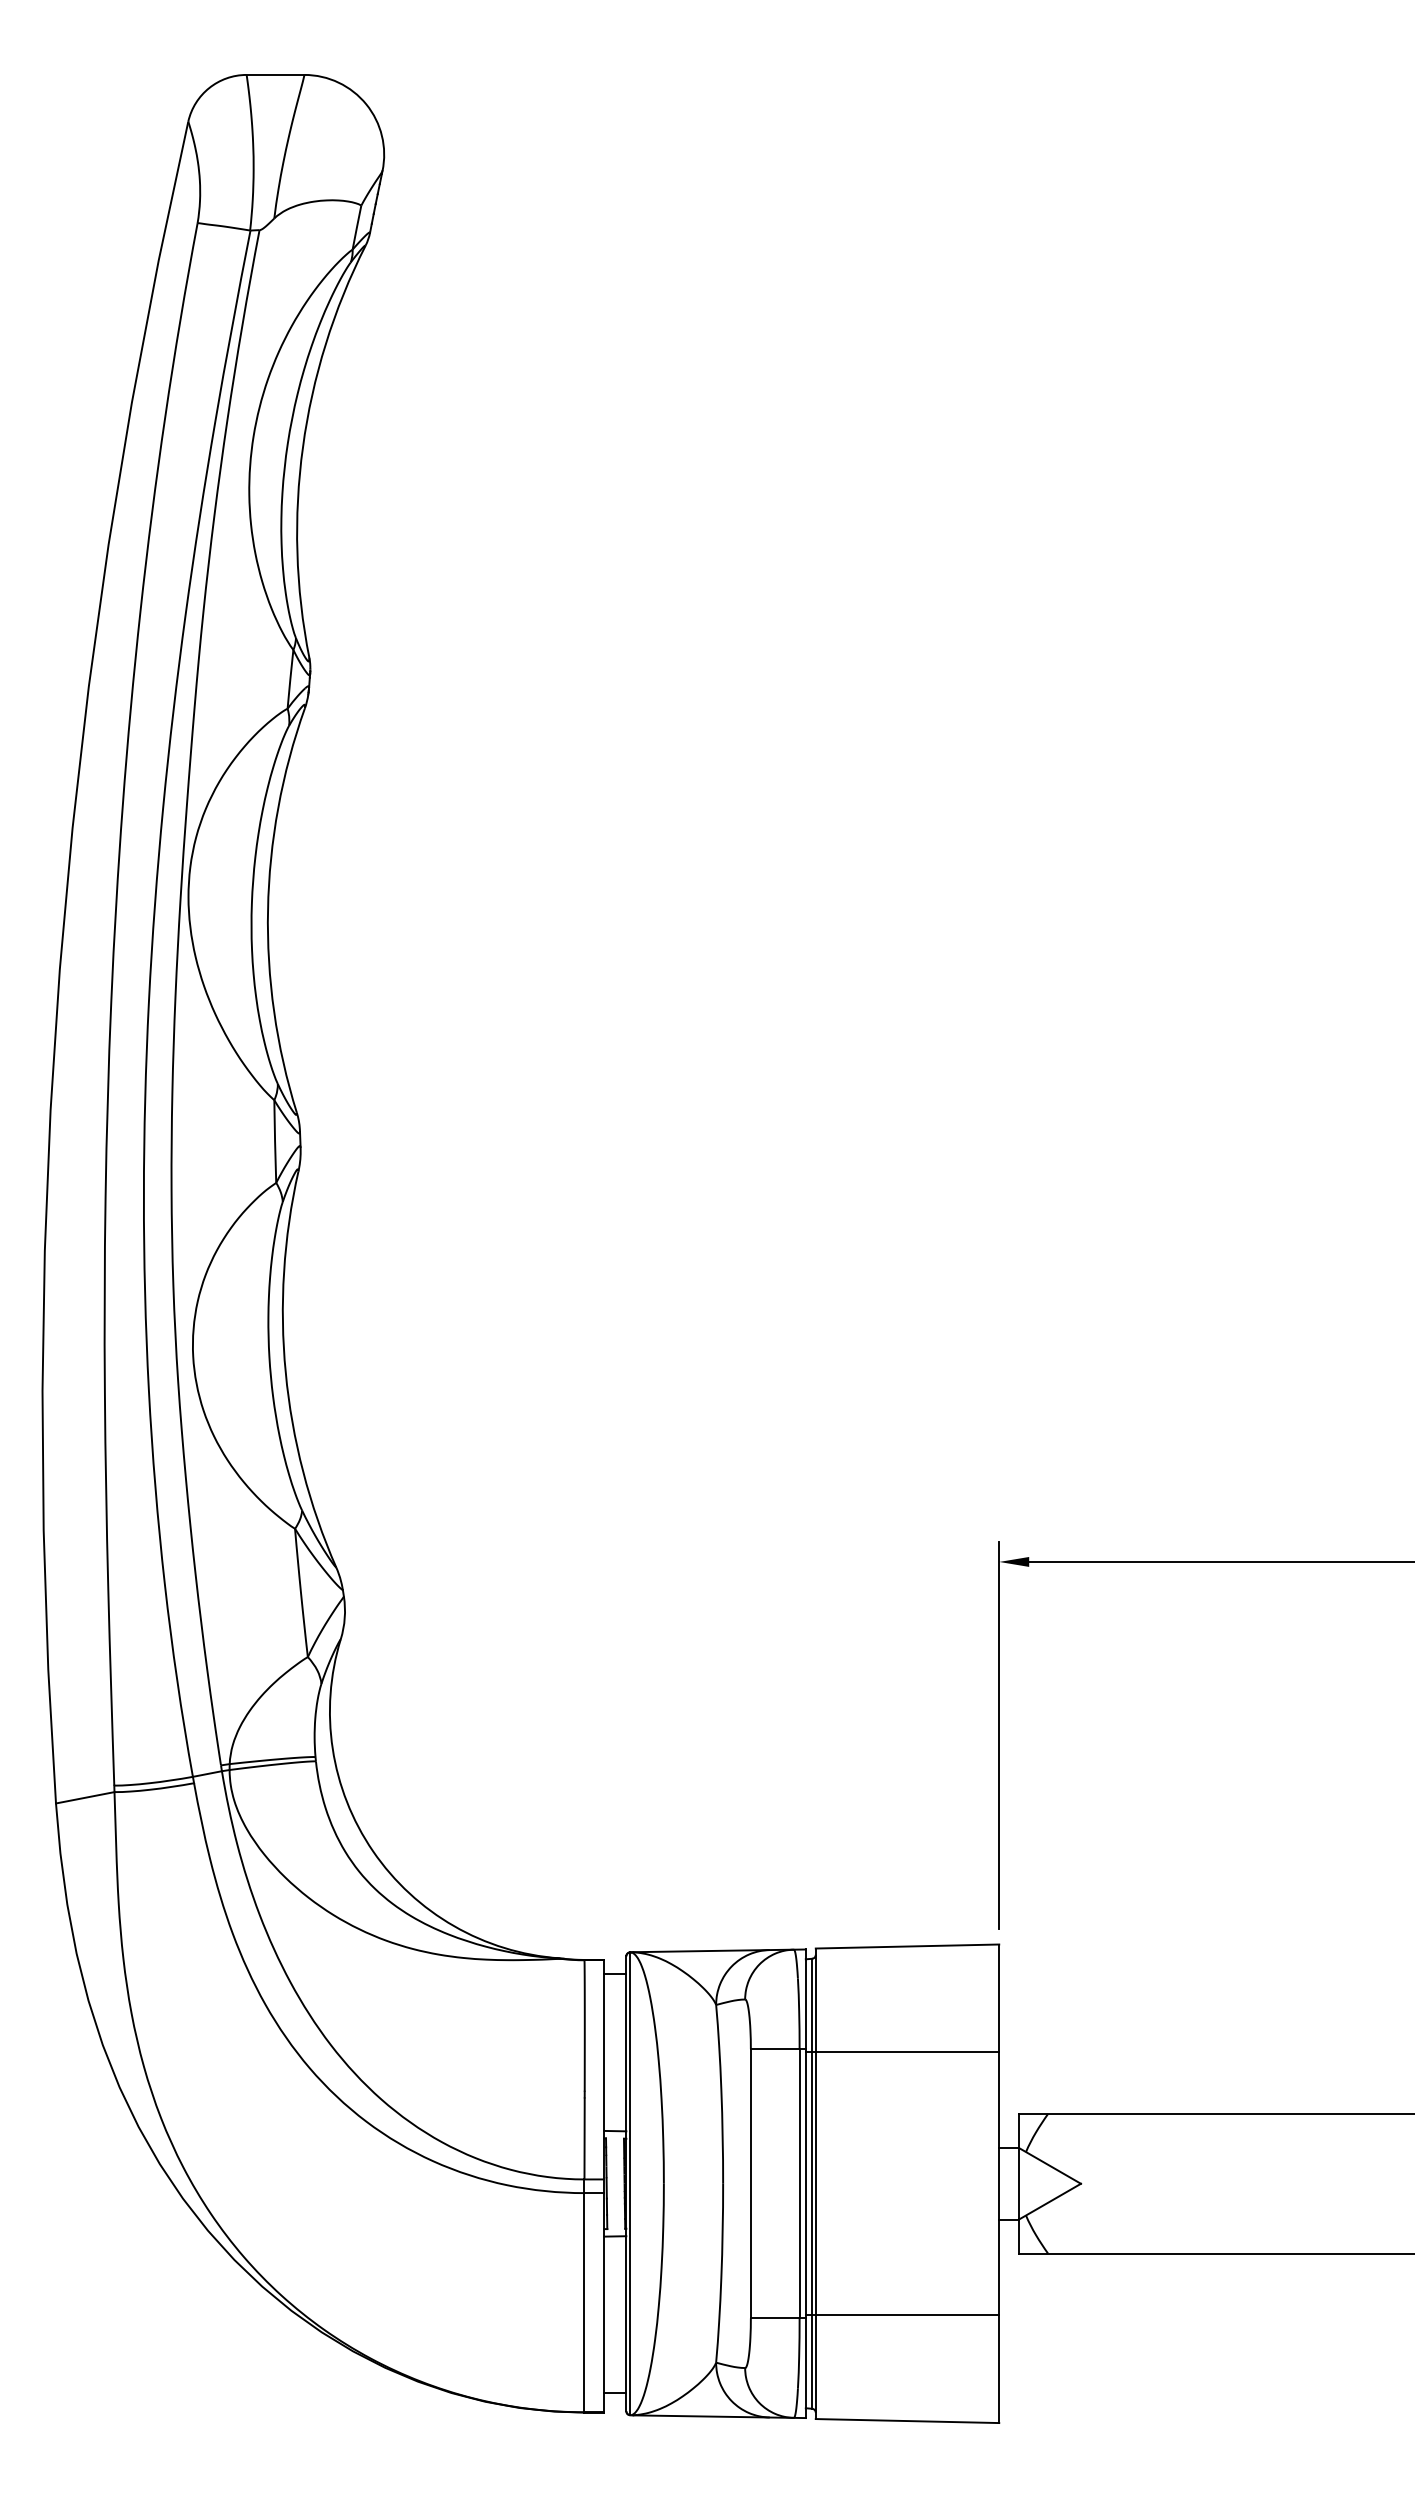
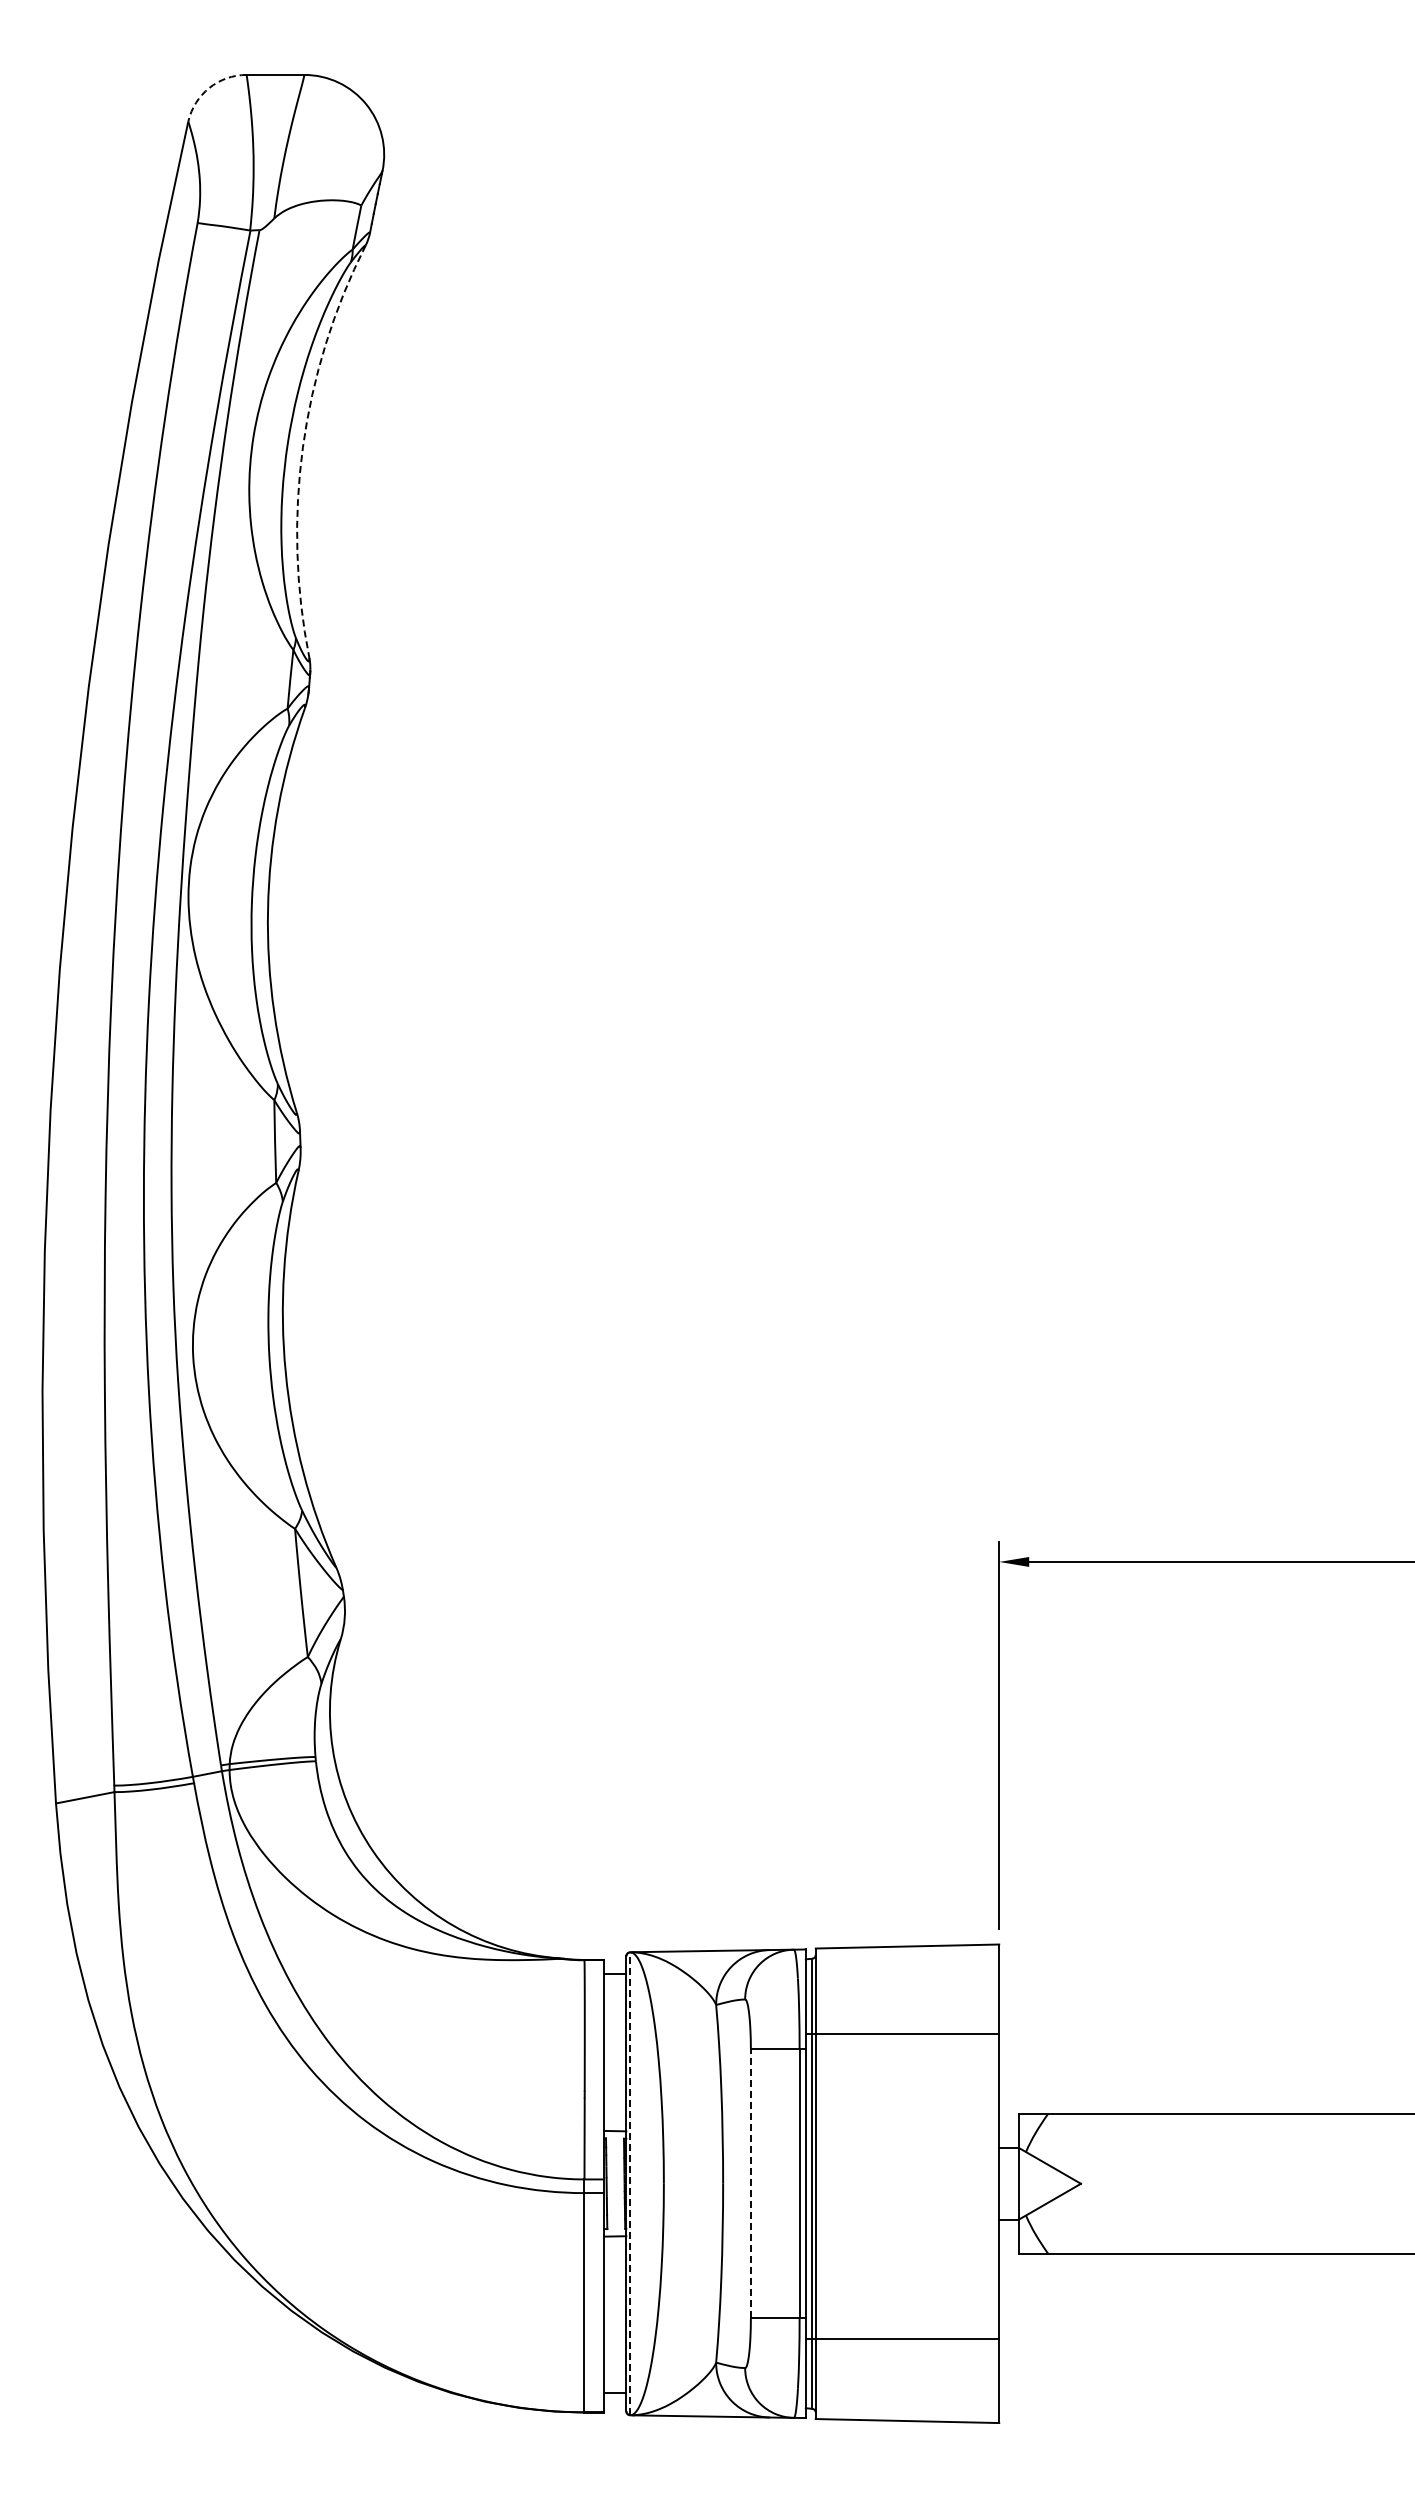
arc: solid -> dashed (209, 88)
arc: solid -> dashed (302, 447)
line position: (902, 2052) -> (902, 2034) (902, 2034)
line: solid -> dashed (630, 2183)
line: solid -> dashed (750, 2183)
line position: (902, 2315) -> (902, 2339) (902, 2339)
